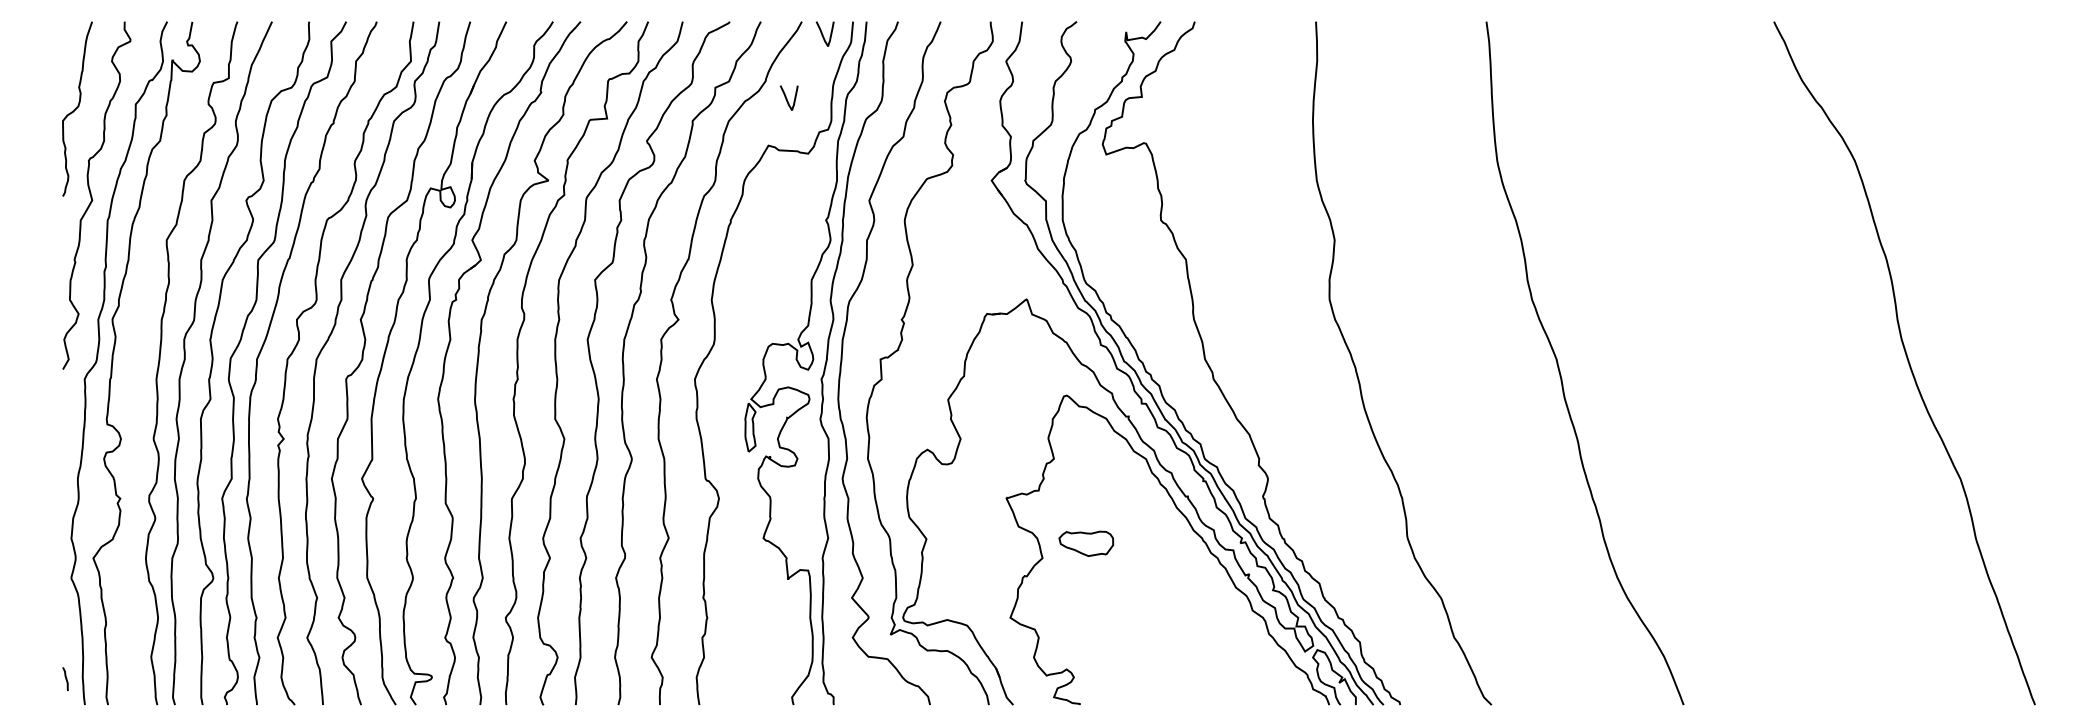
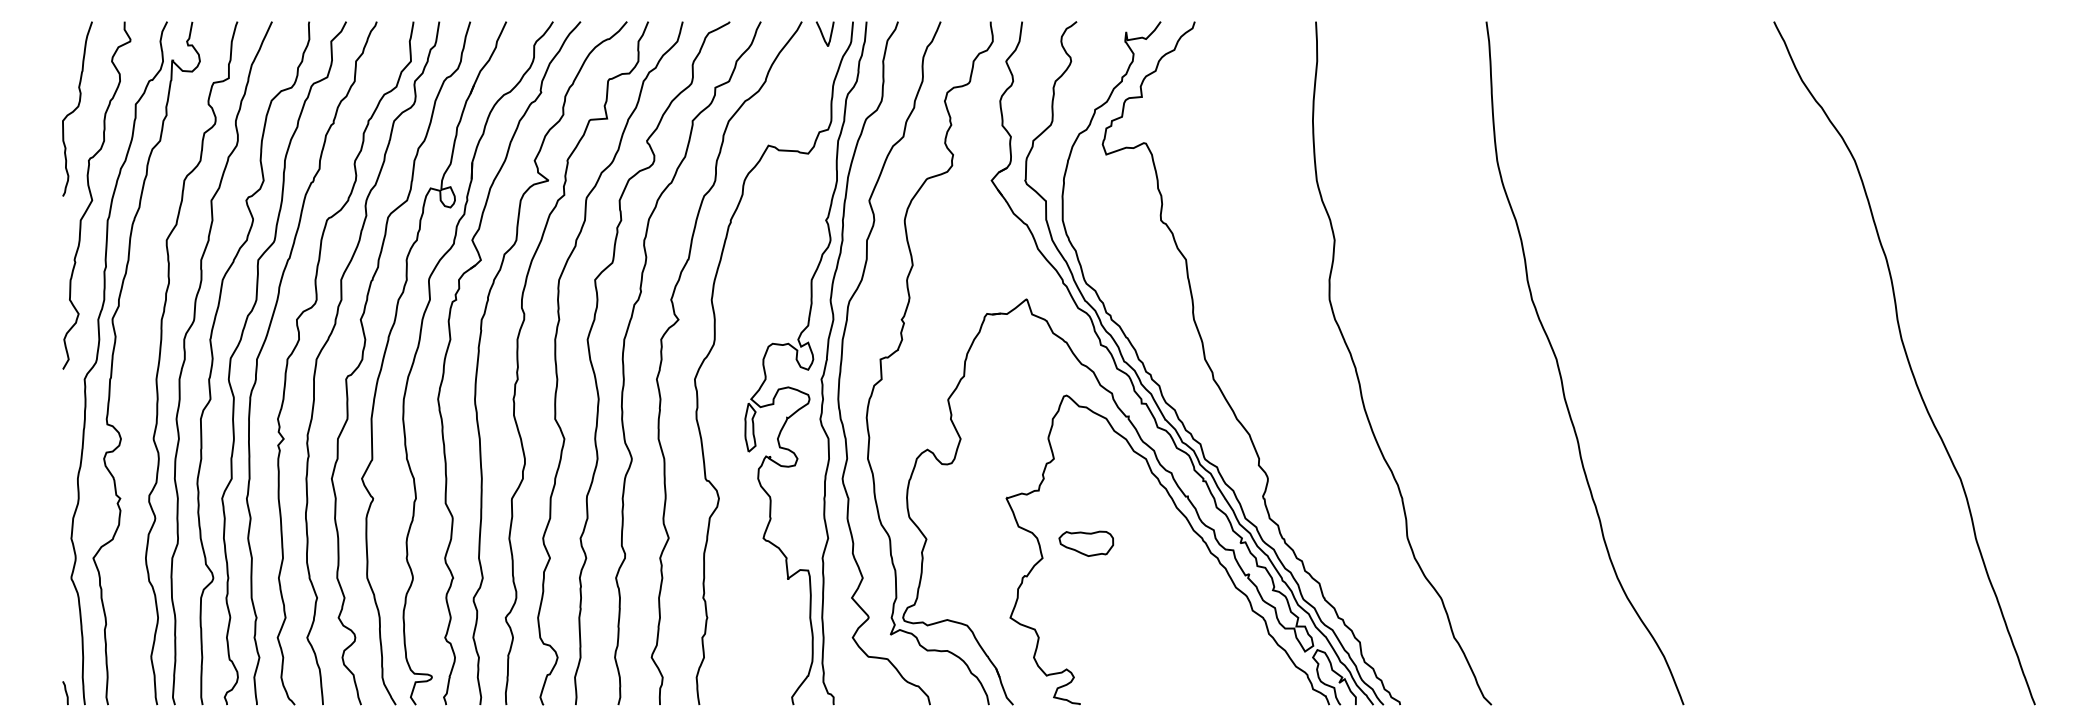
curve: present -> none (787, 98)
curve position: (65, 679) -> (65, 693) (65, 693)
